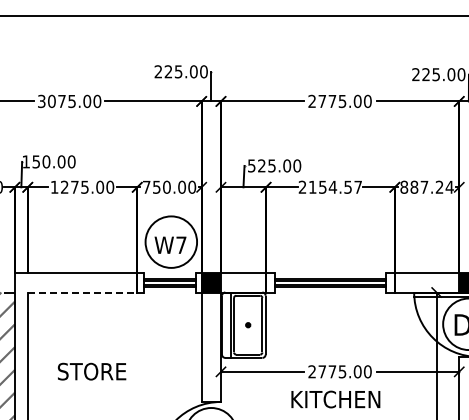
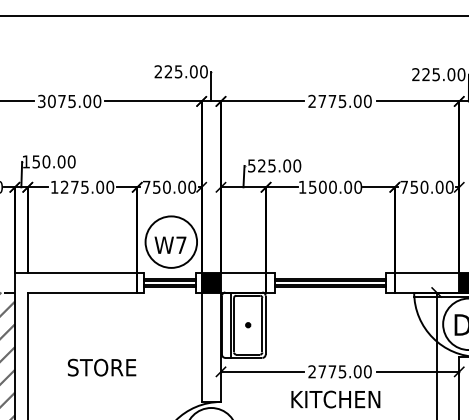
text: 2154.57 -> 1500.00 (330, 186)
text: 887.24 -> 750.00 (426, 186)
line: dashed -> solid (82, 292)
text position: (91, 371) -> (101, 367) (101, 367)
